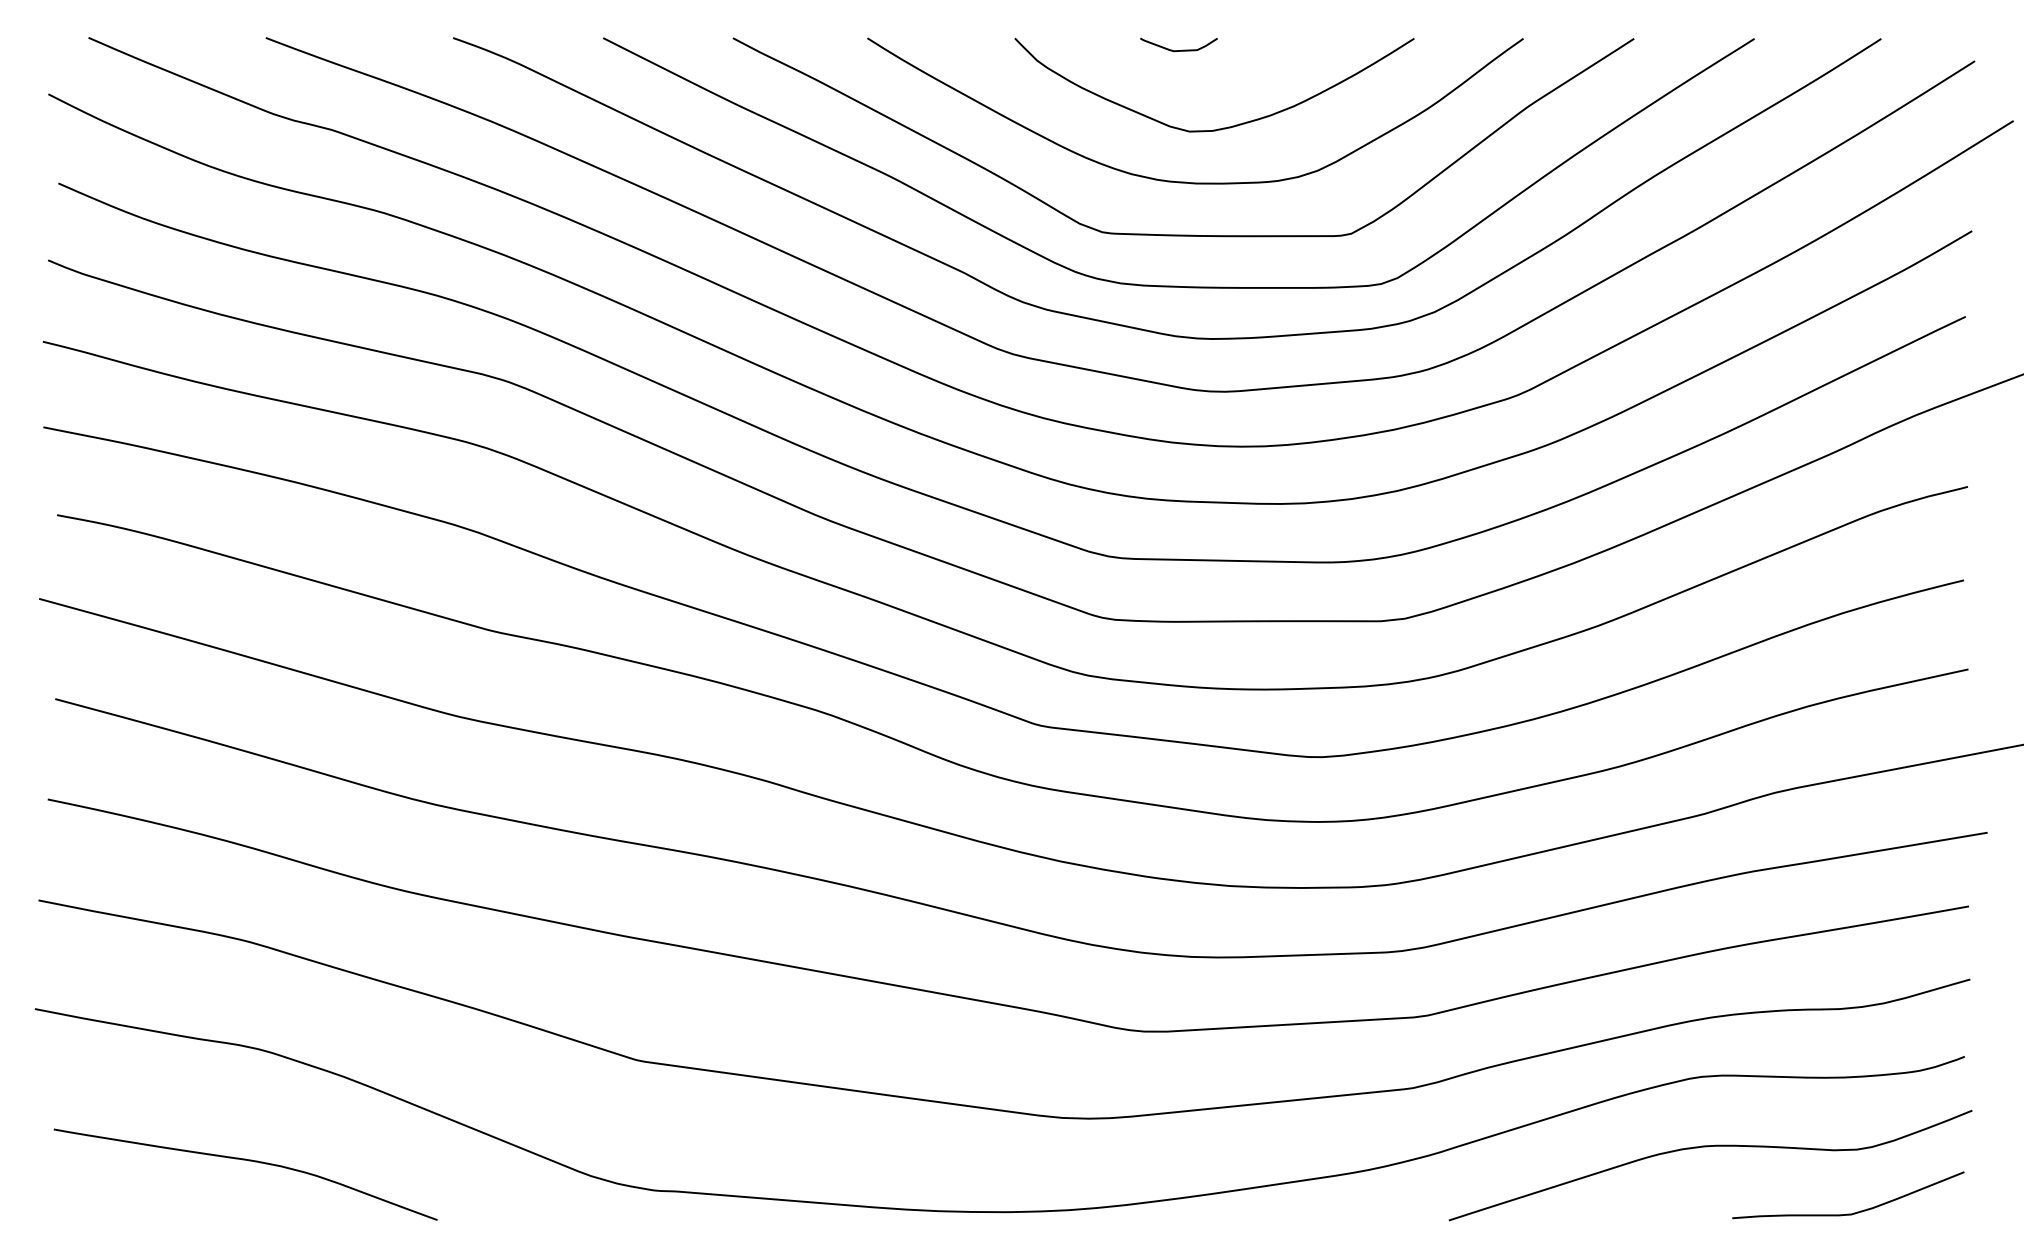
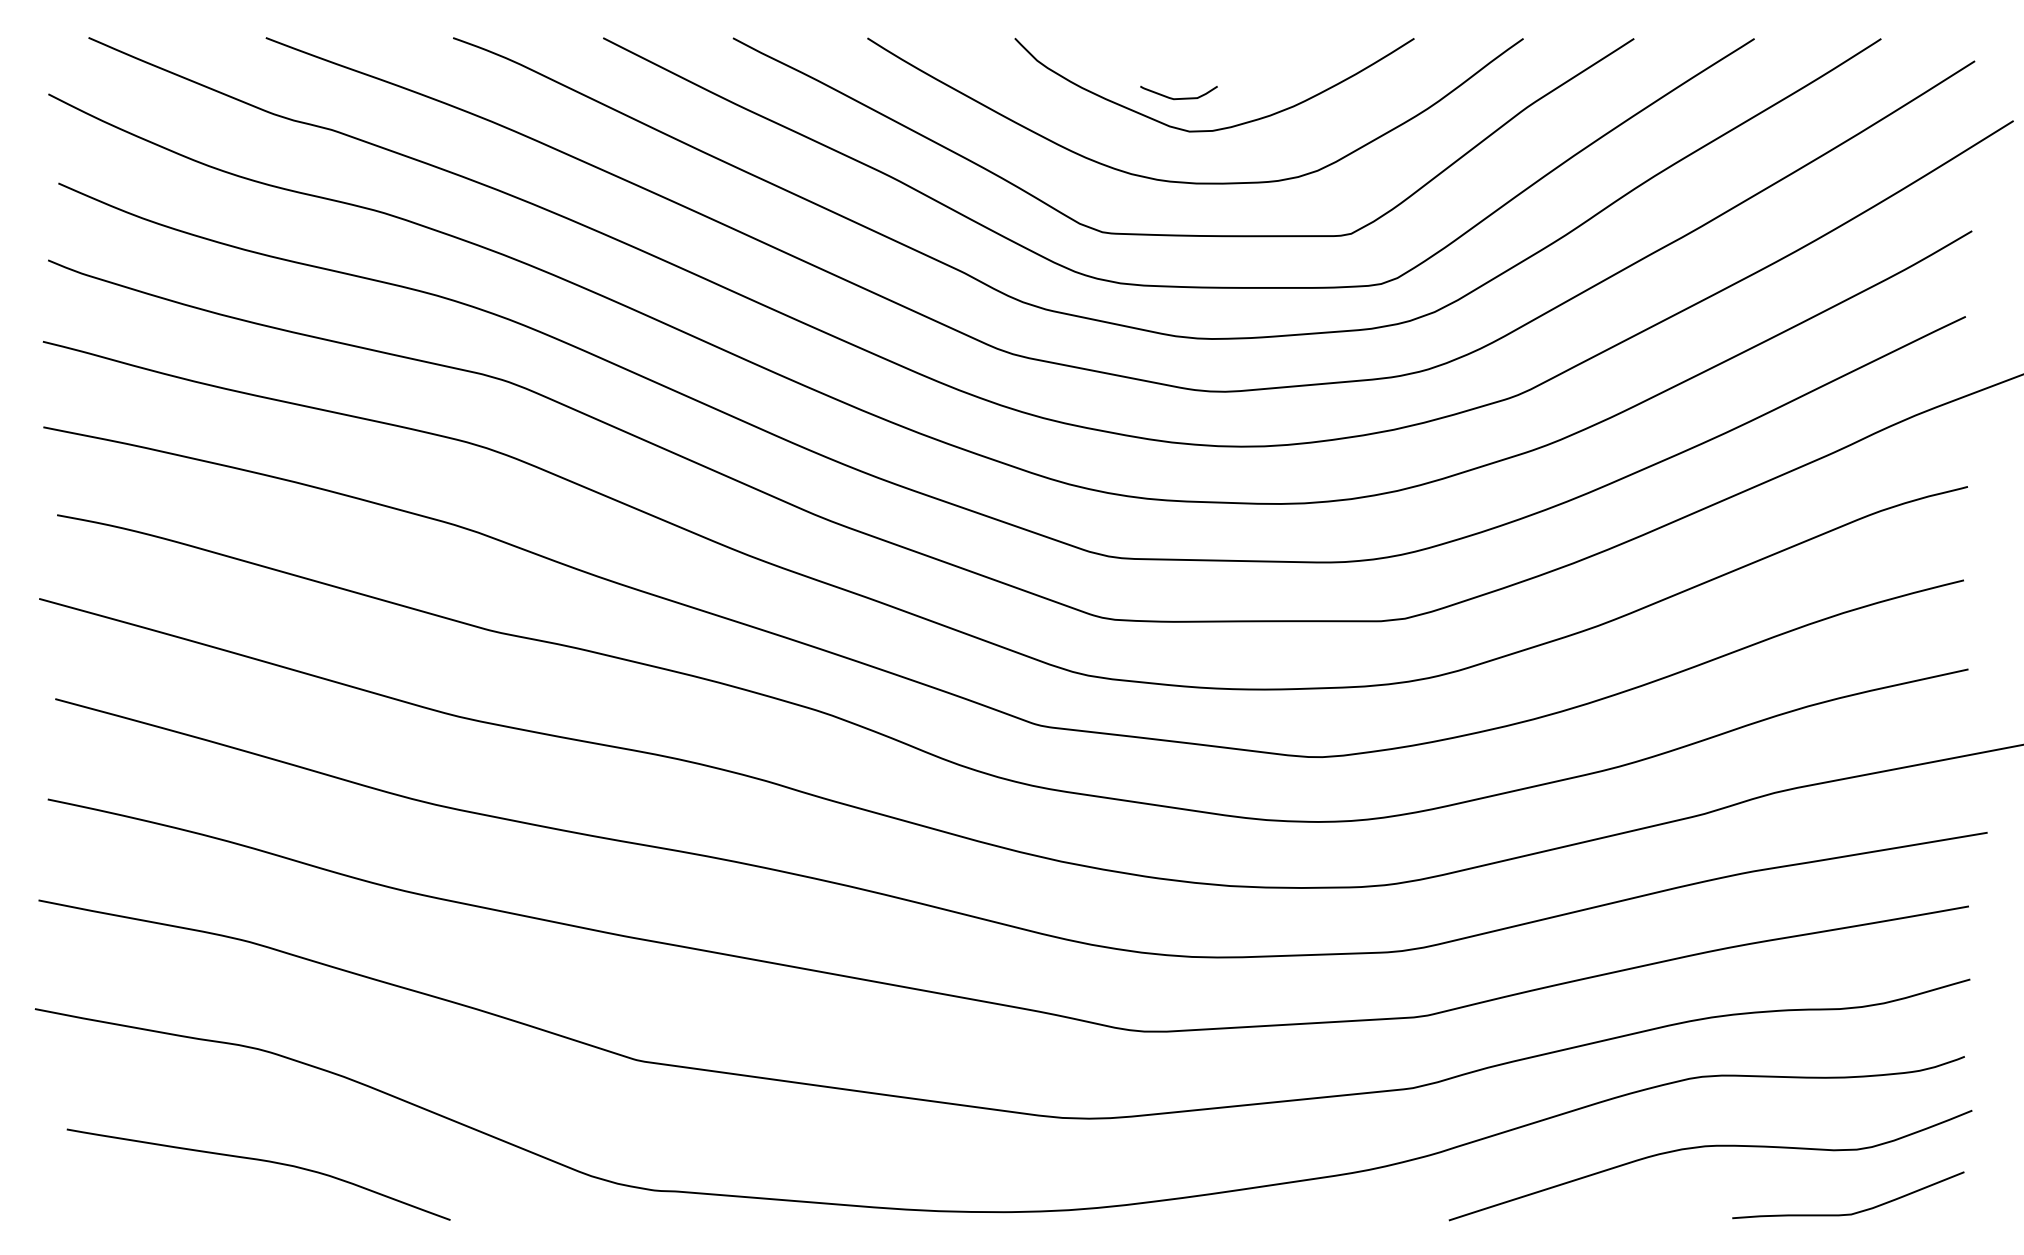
curve position: (1178, 50) -> (1178, 98) (1178, 98)
curve position: (248, 1161) -> (261, 1161) (261, 1161)
